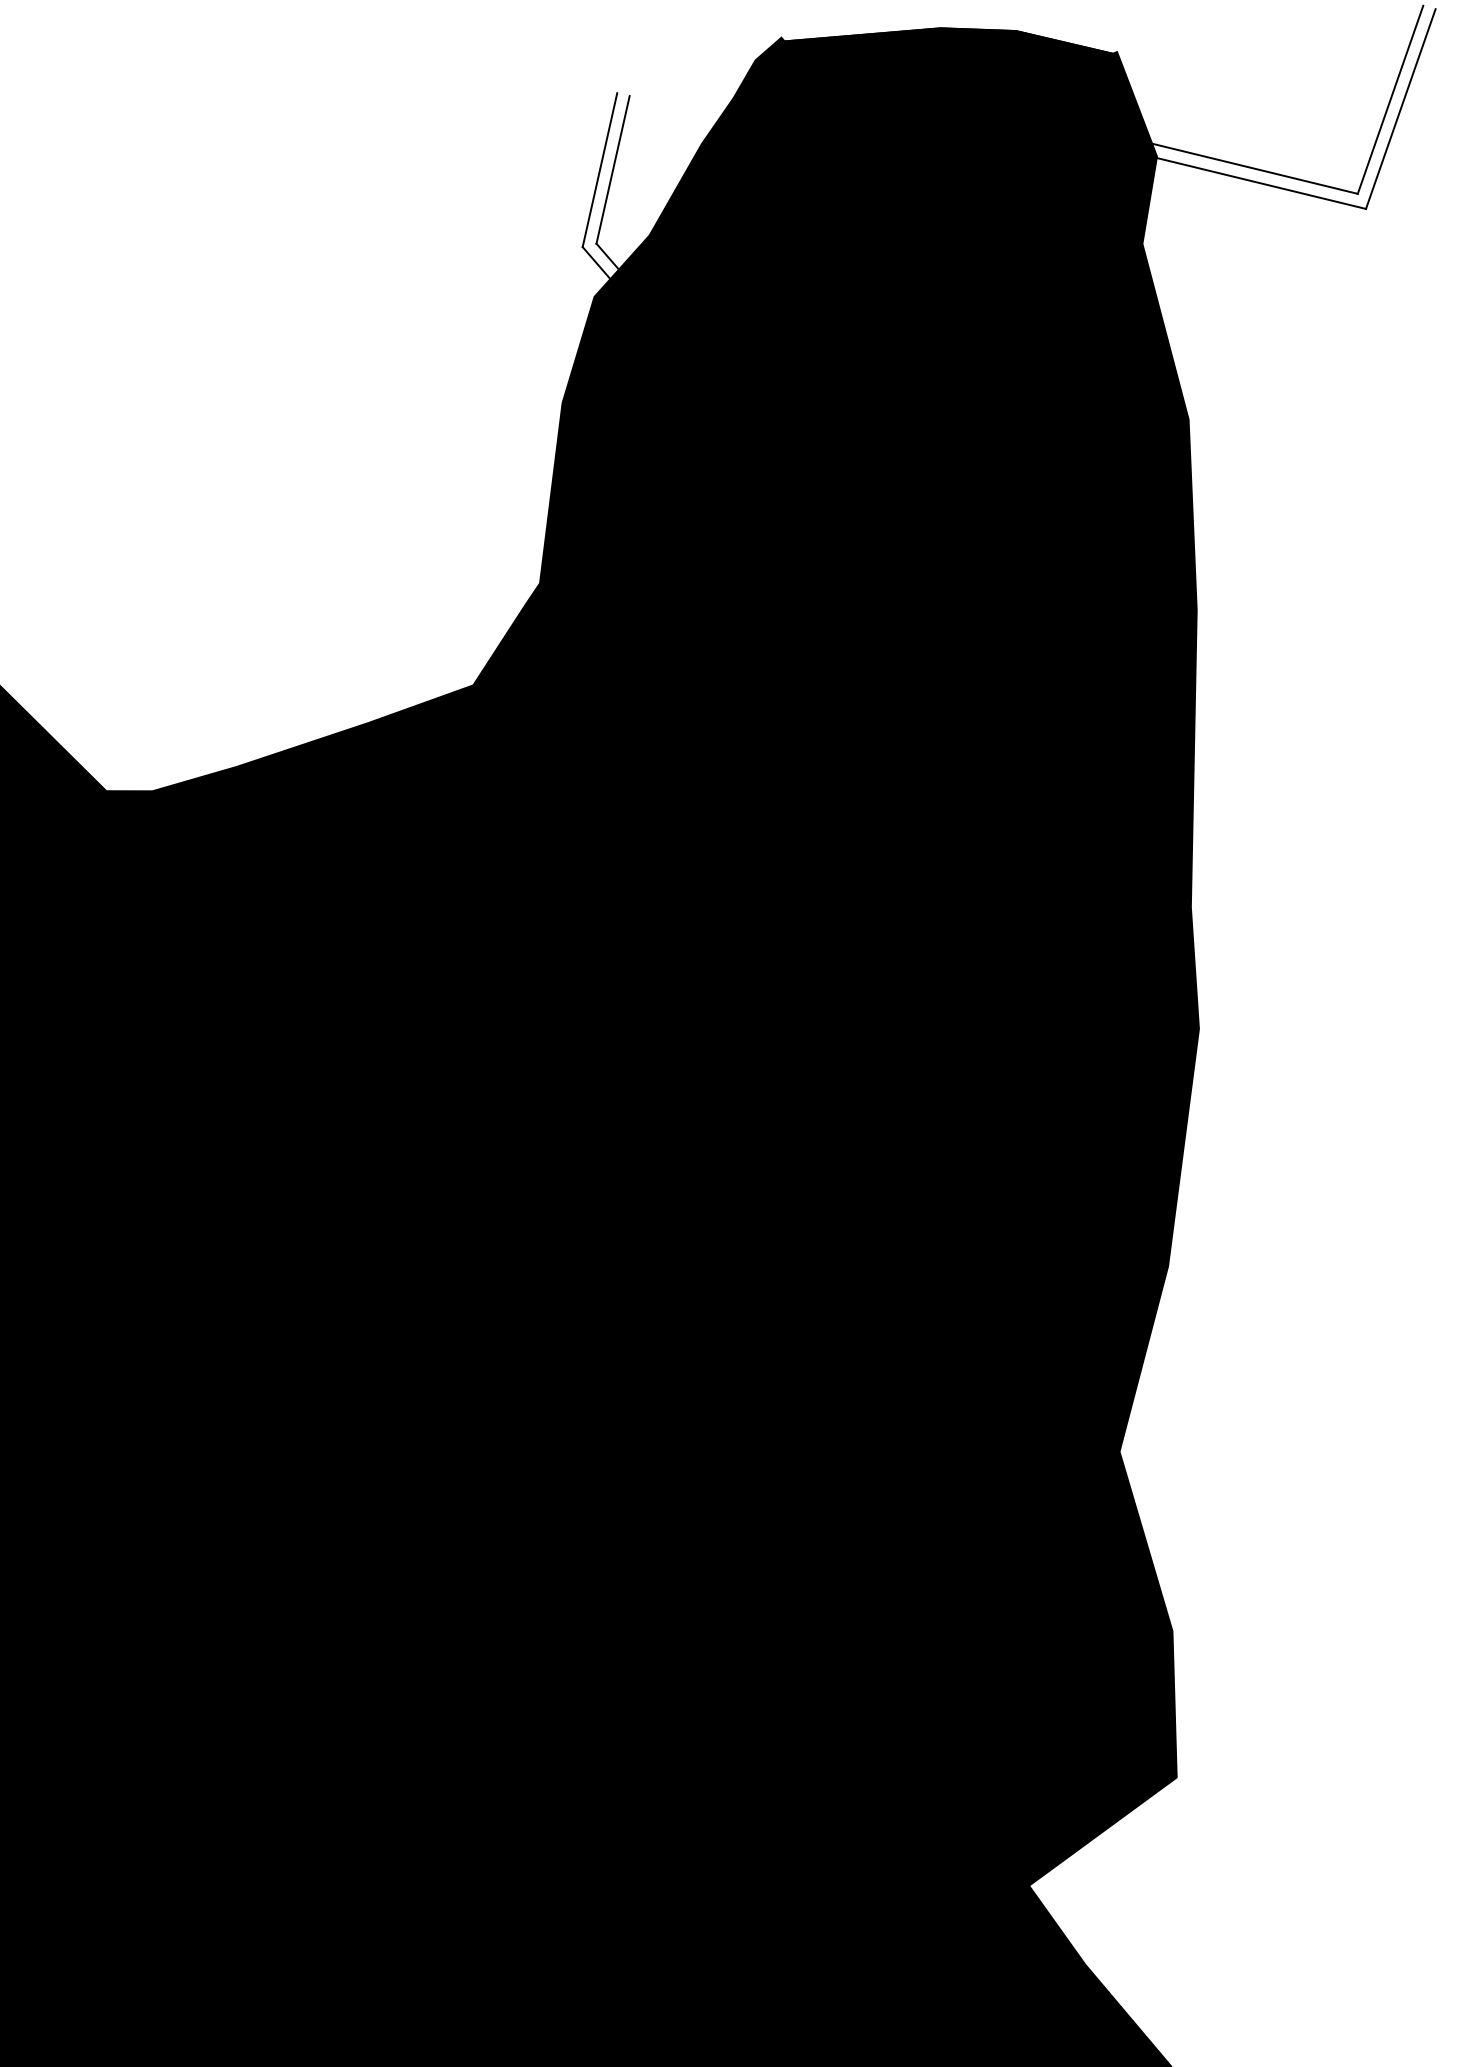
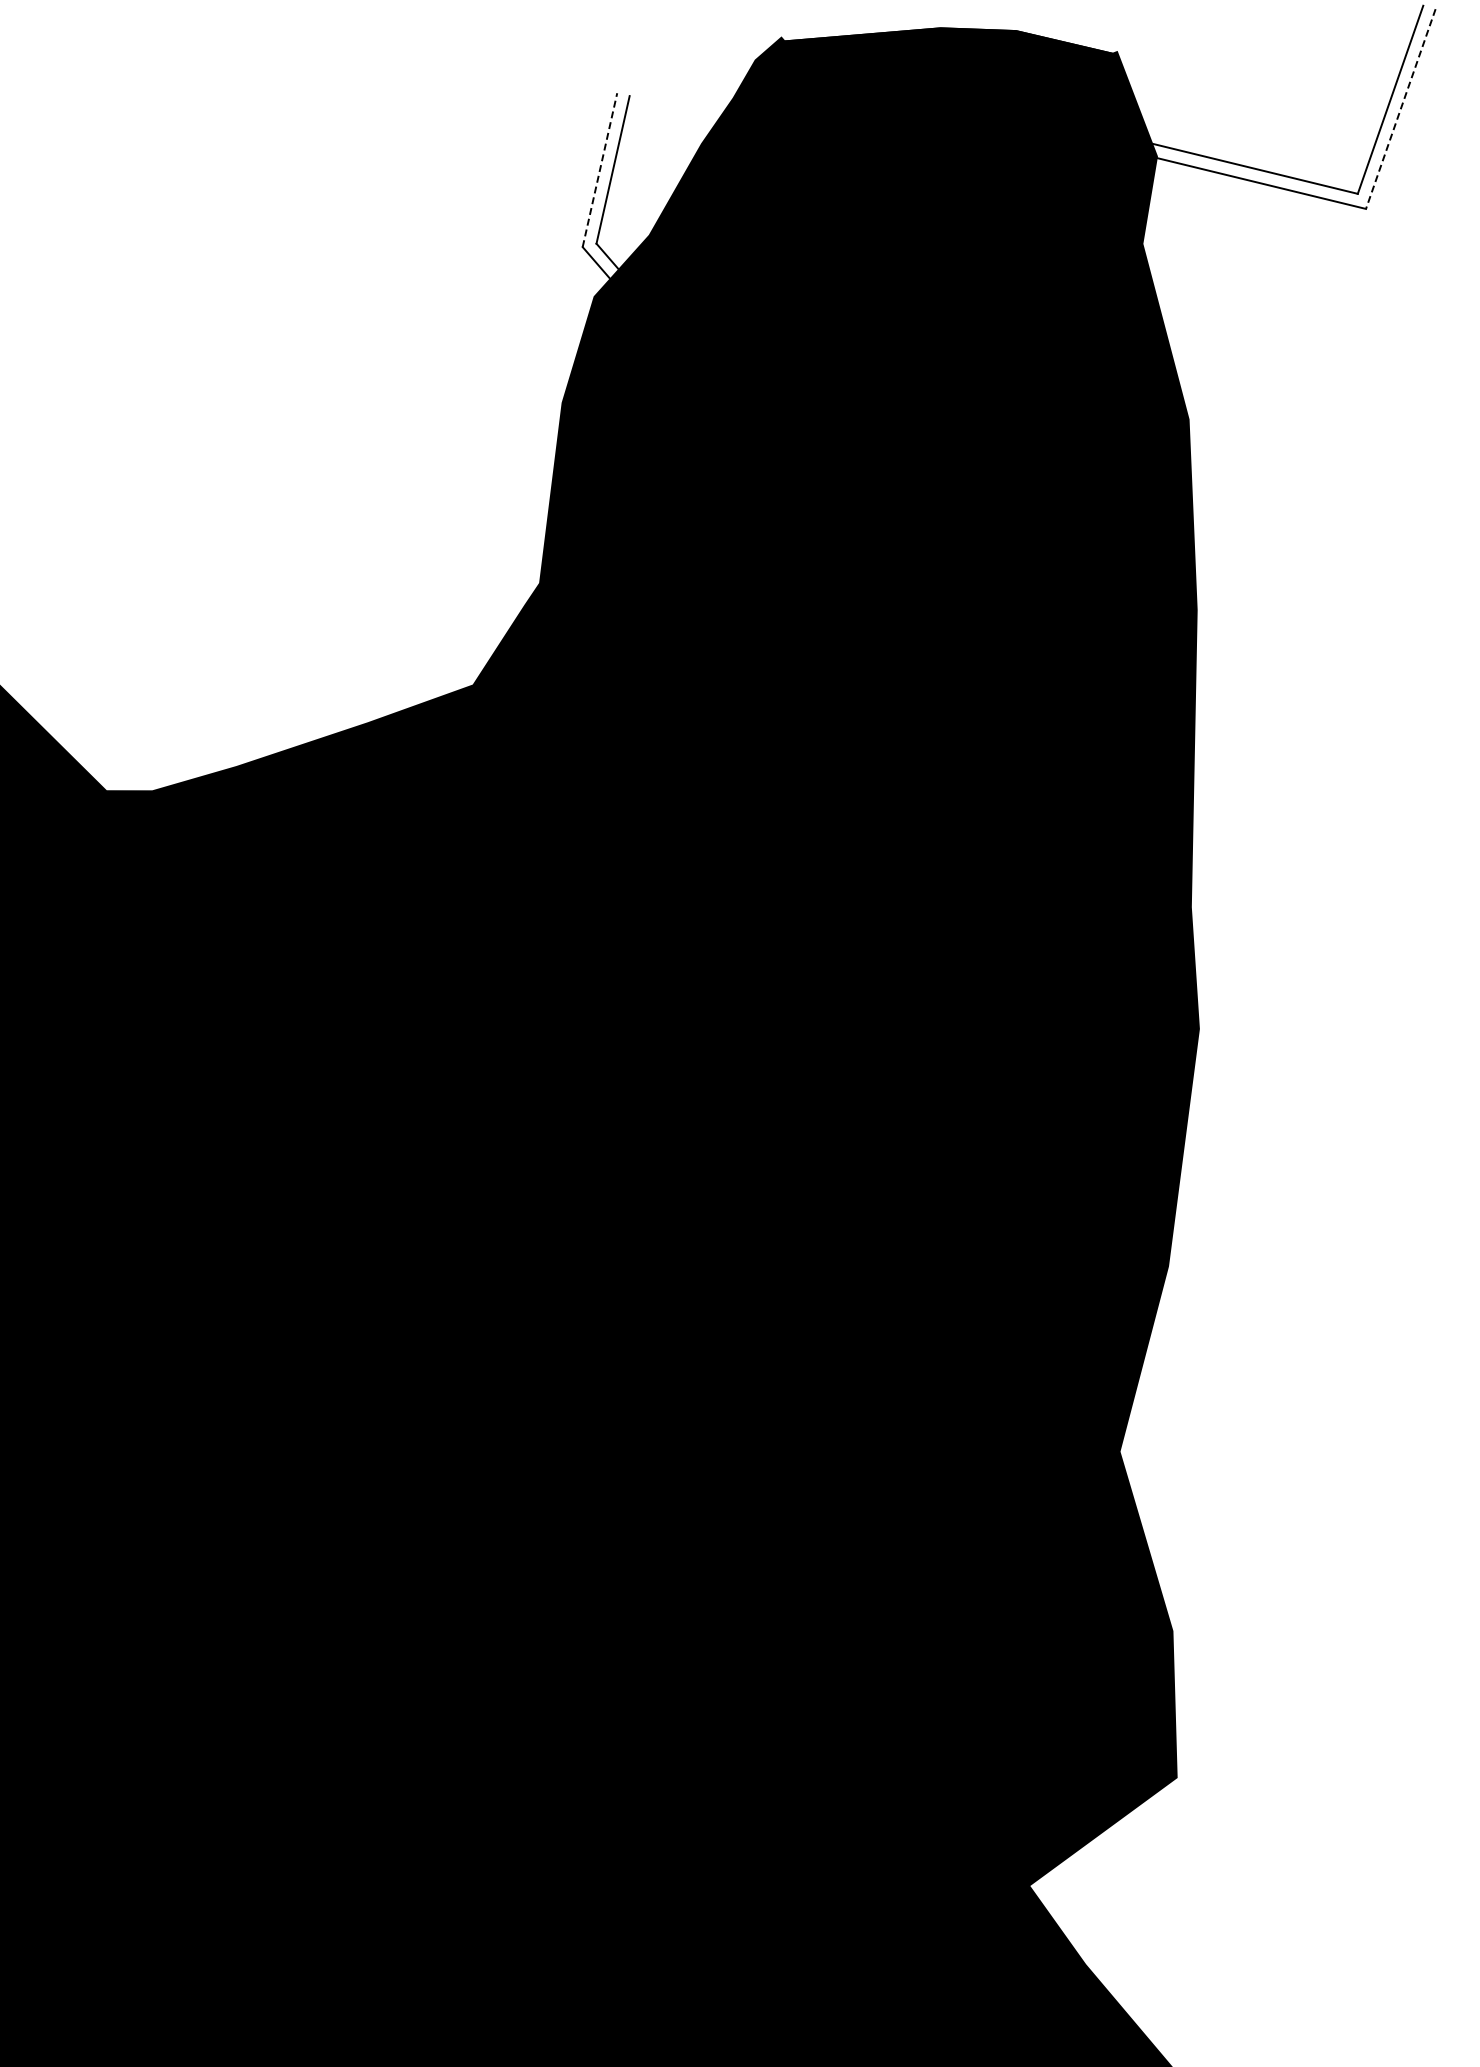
line: solid -> dashed (1400, 109)
line: solid -> dashed (599, 170)
